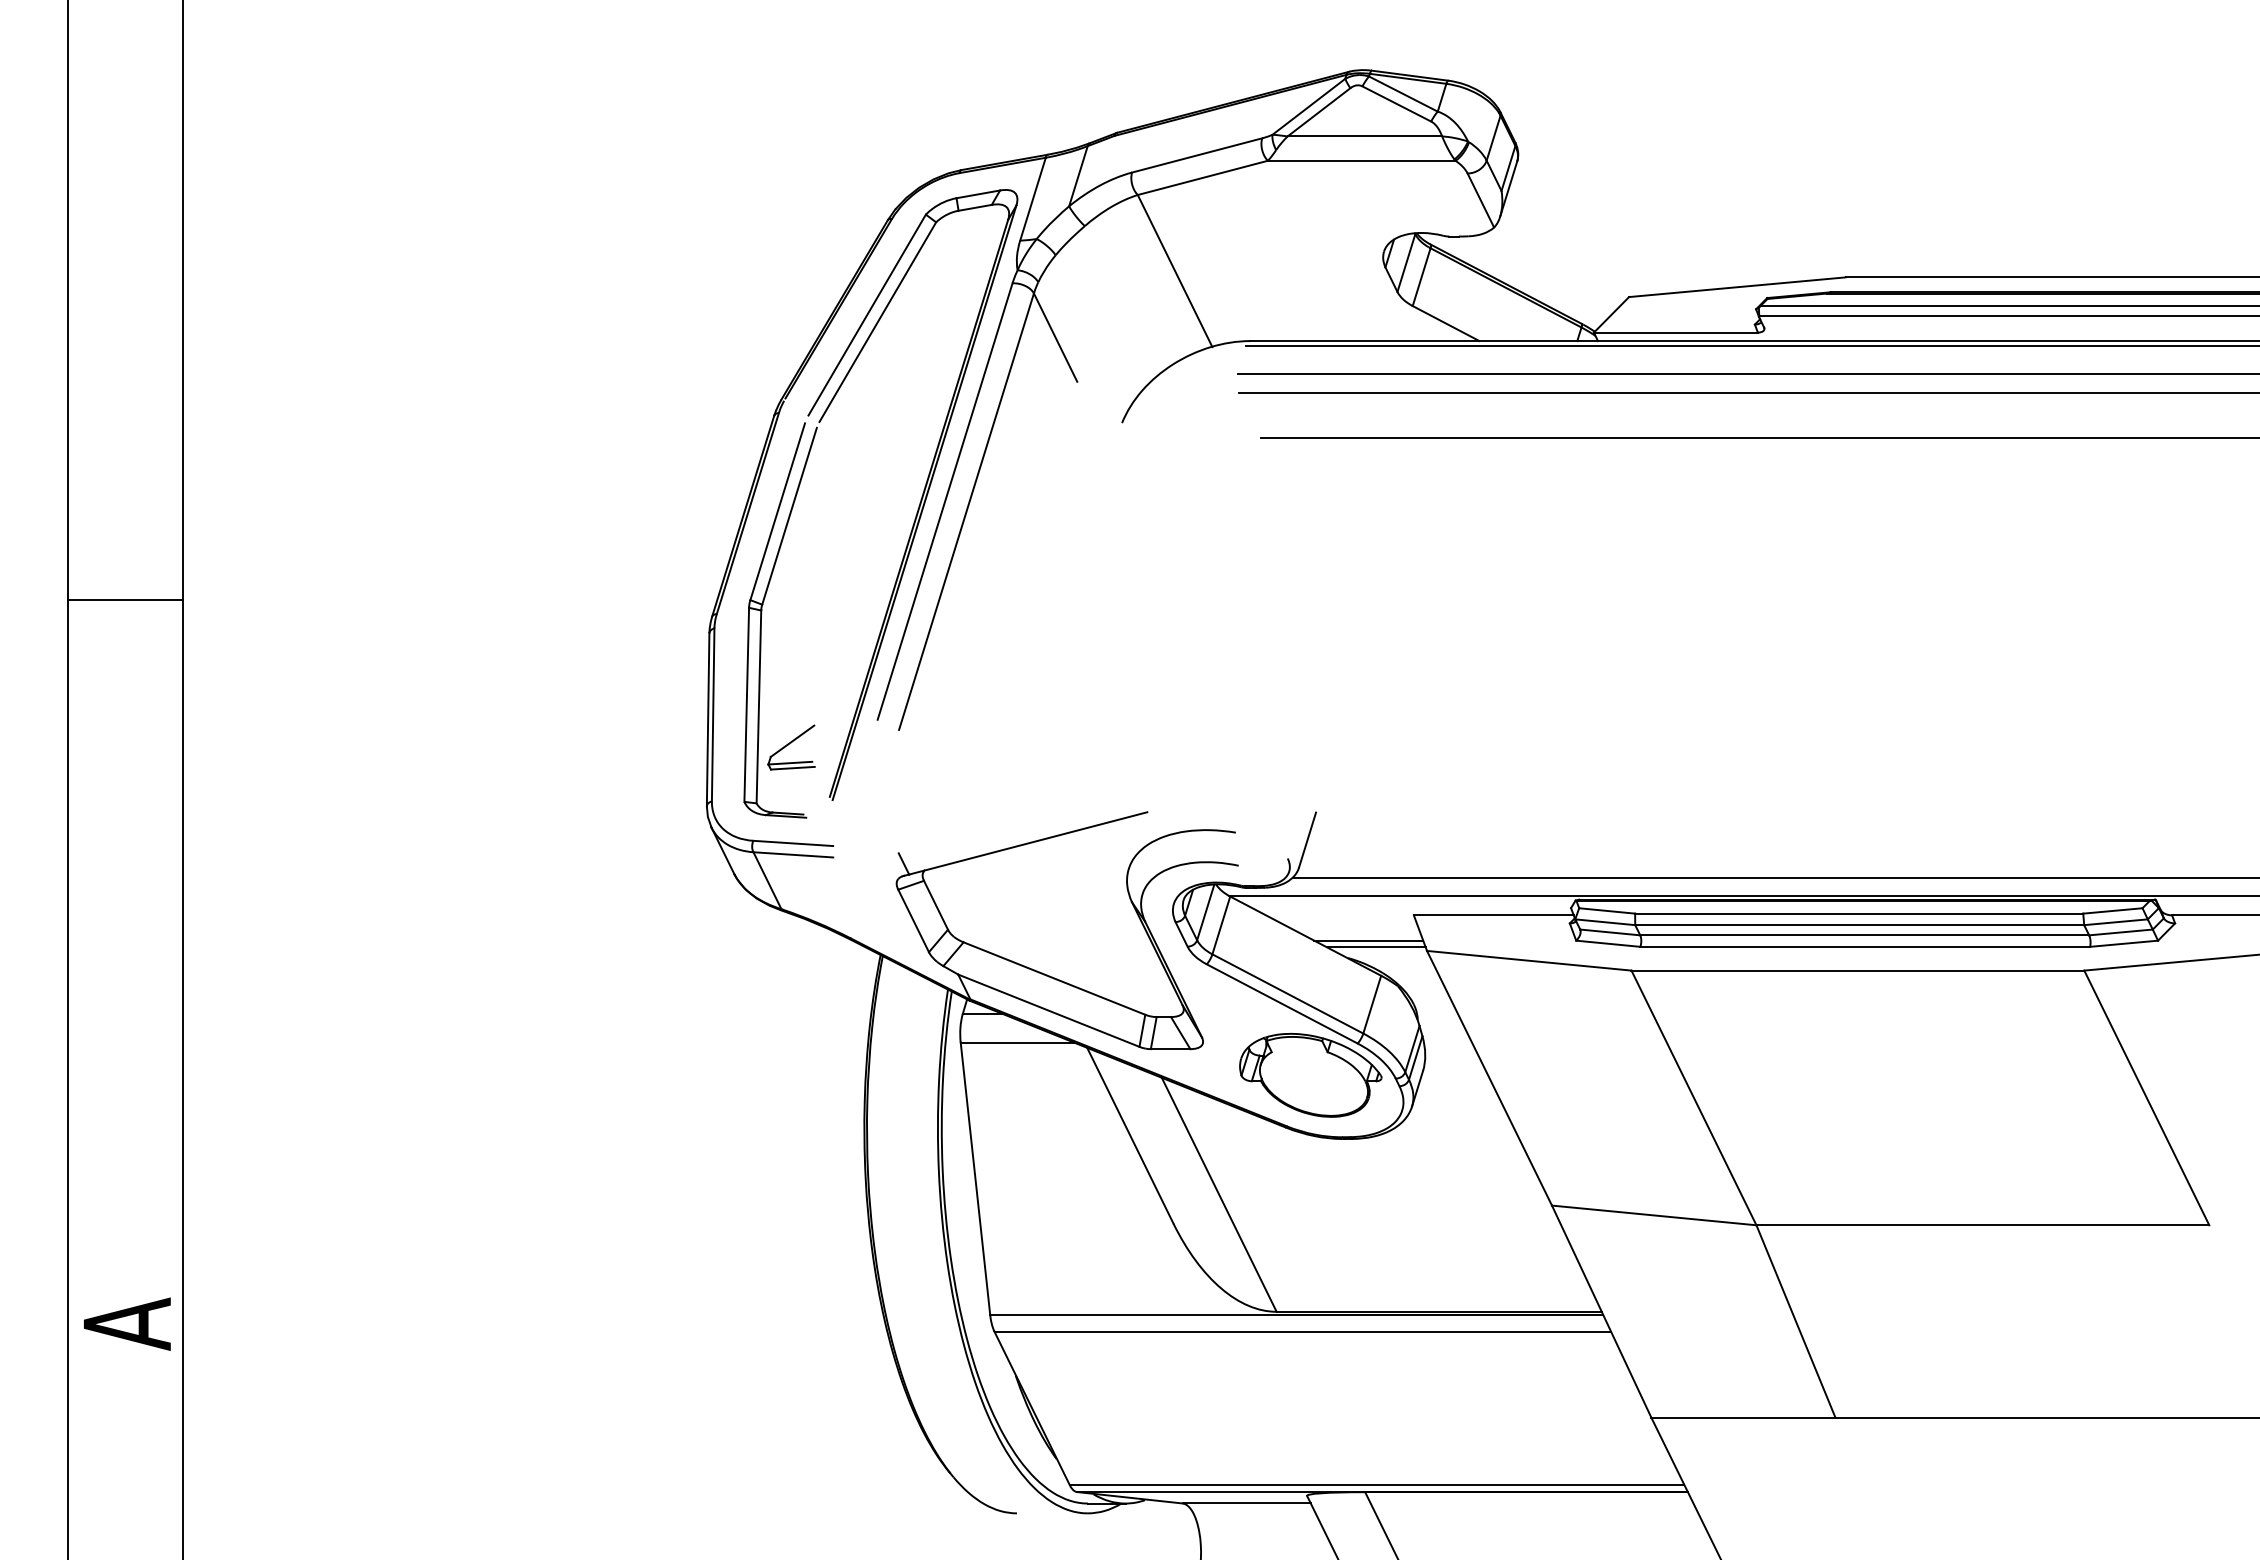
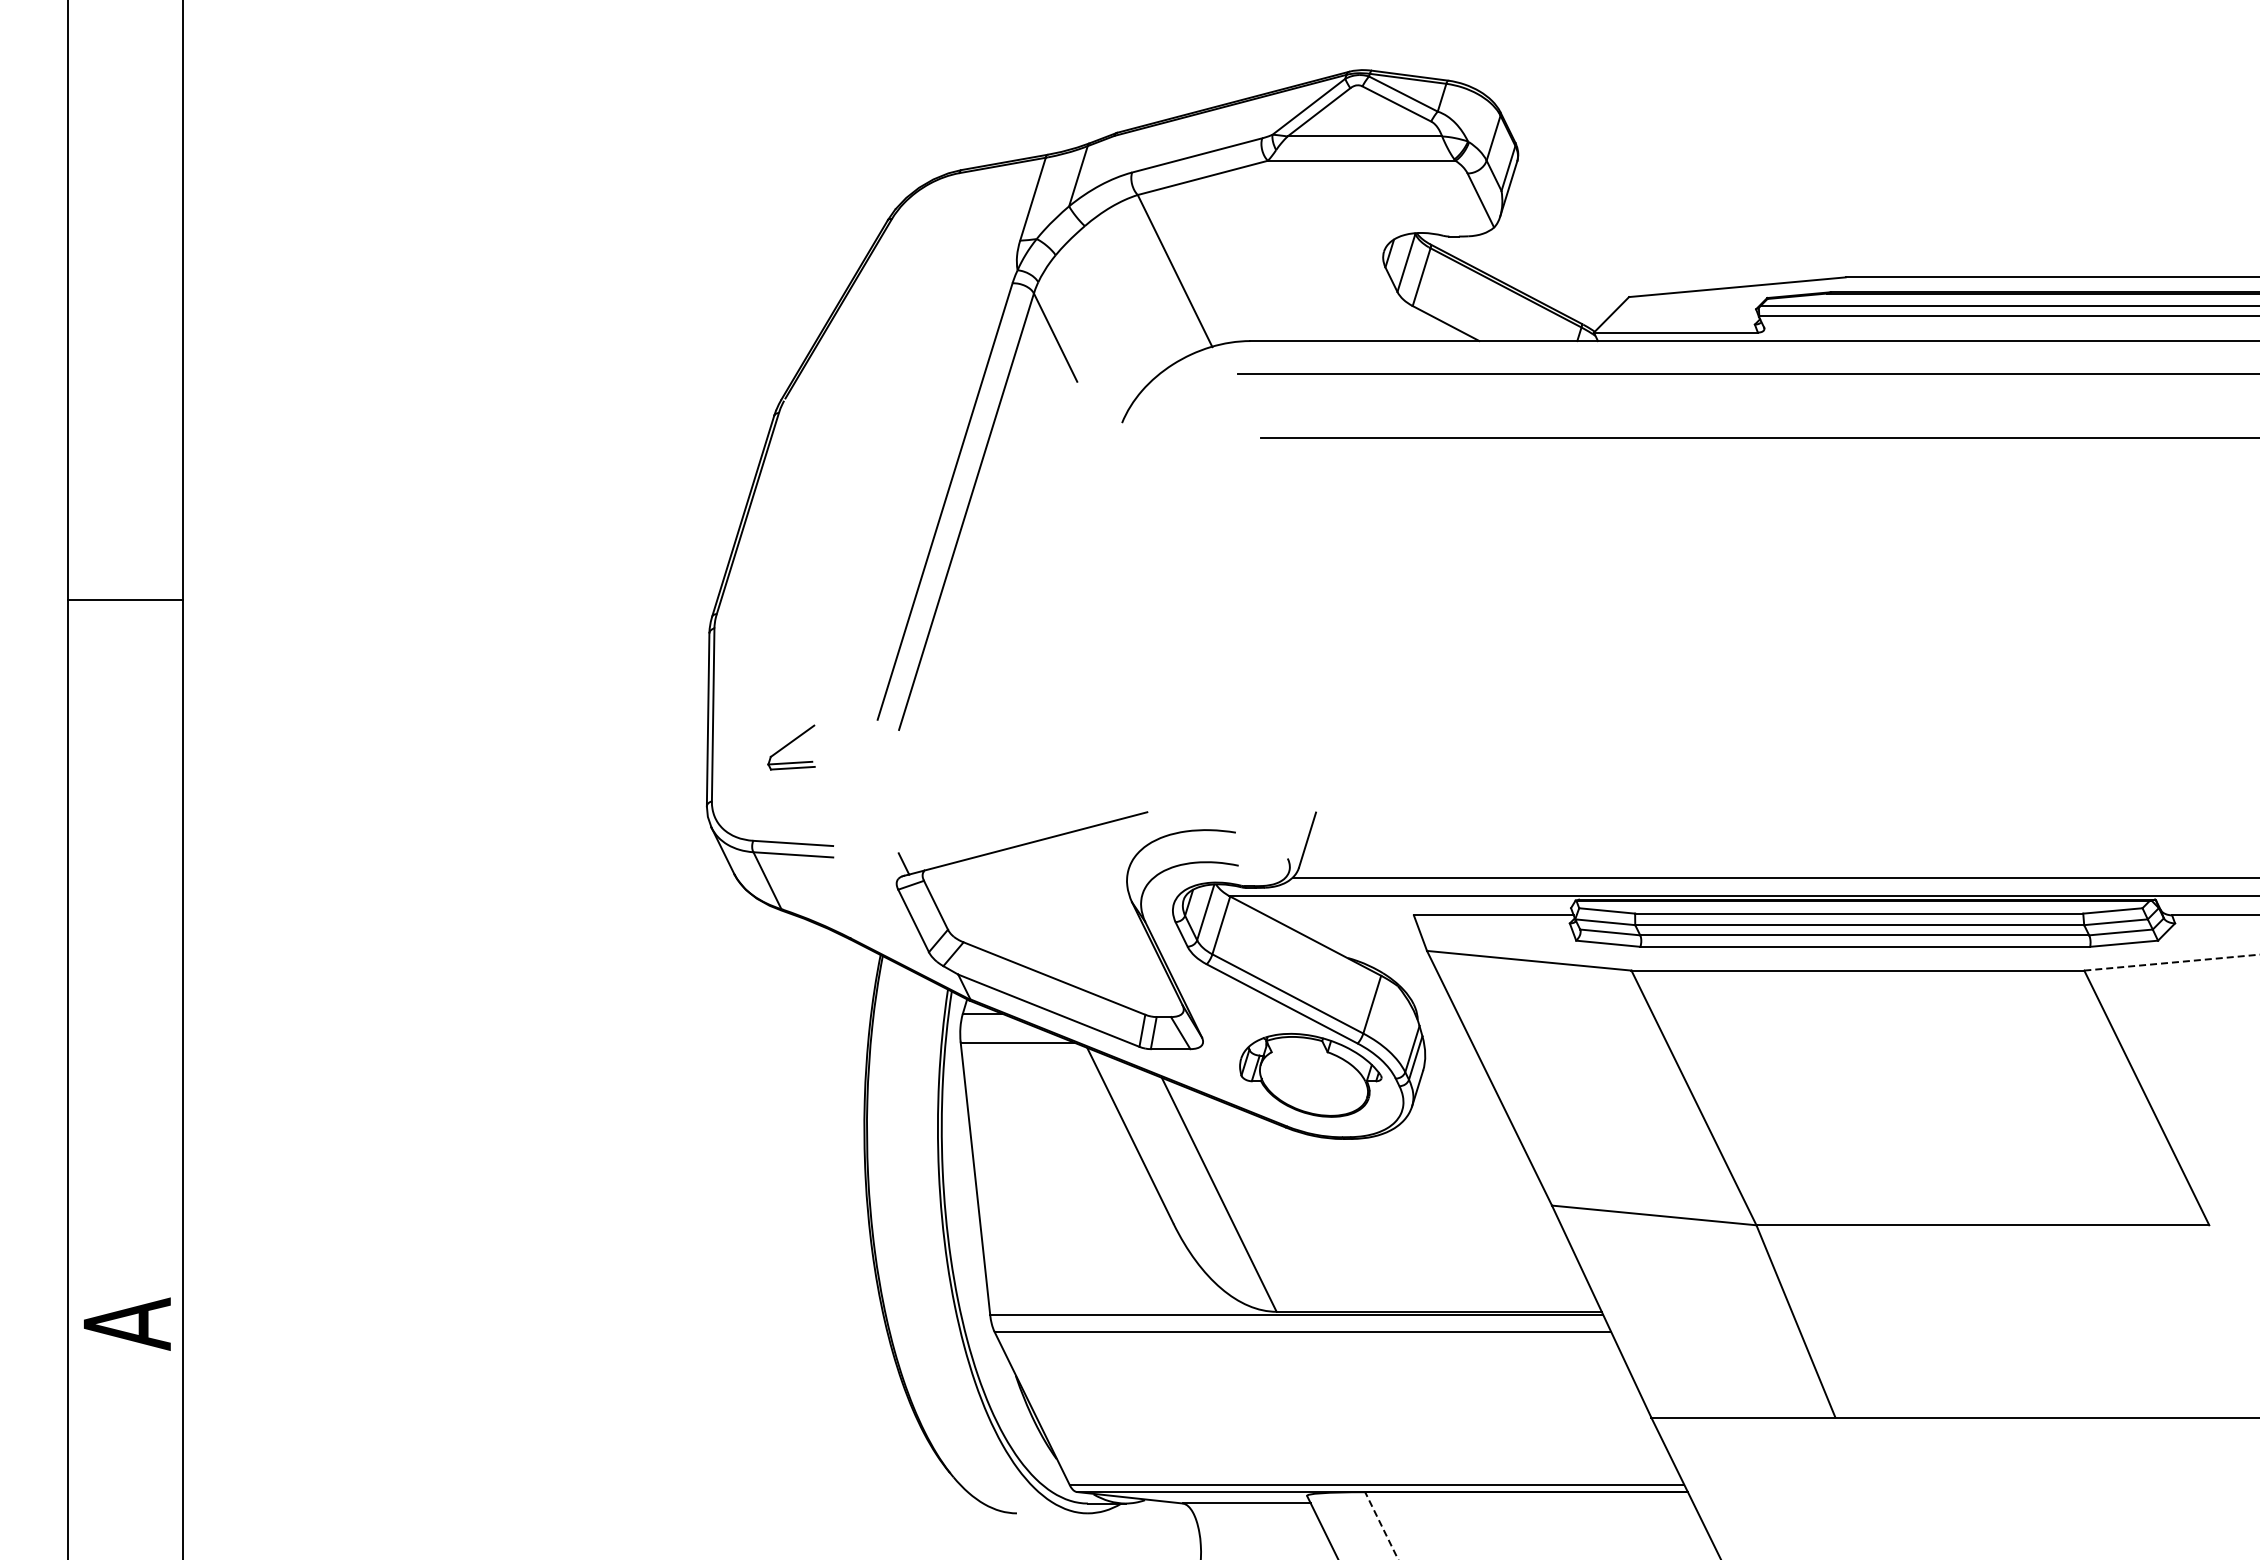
line: present -> none (1751, 346)
line: present -> none (1747, 392)
part: present -> none (915, 515)
line: present -> none (1368, 940)
line: present -> none (1375, 947)
line: solid -> dashed (2171, 962)
line: solid -> dashed (1381, 1525)
